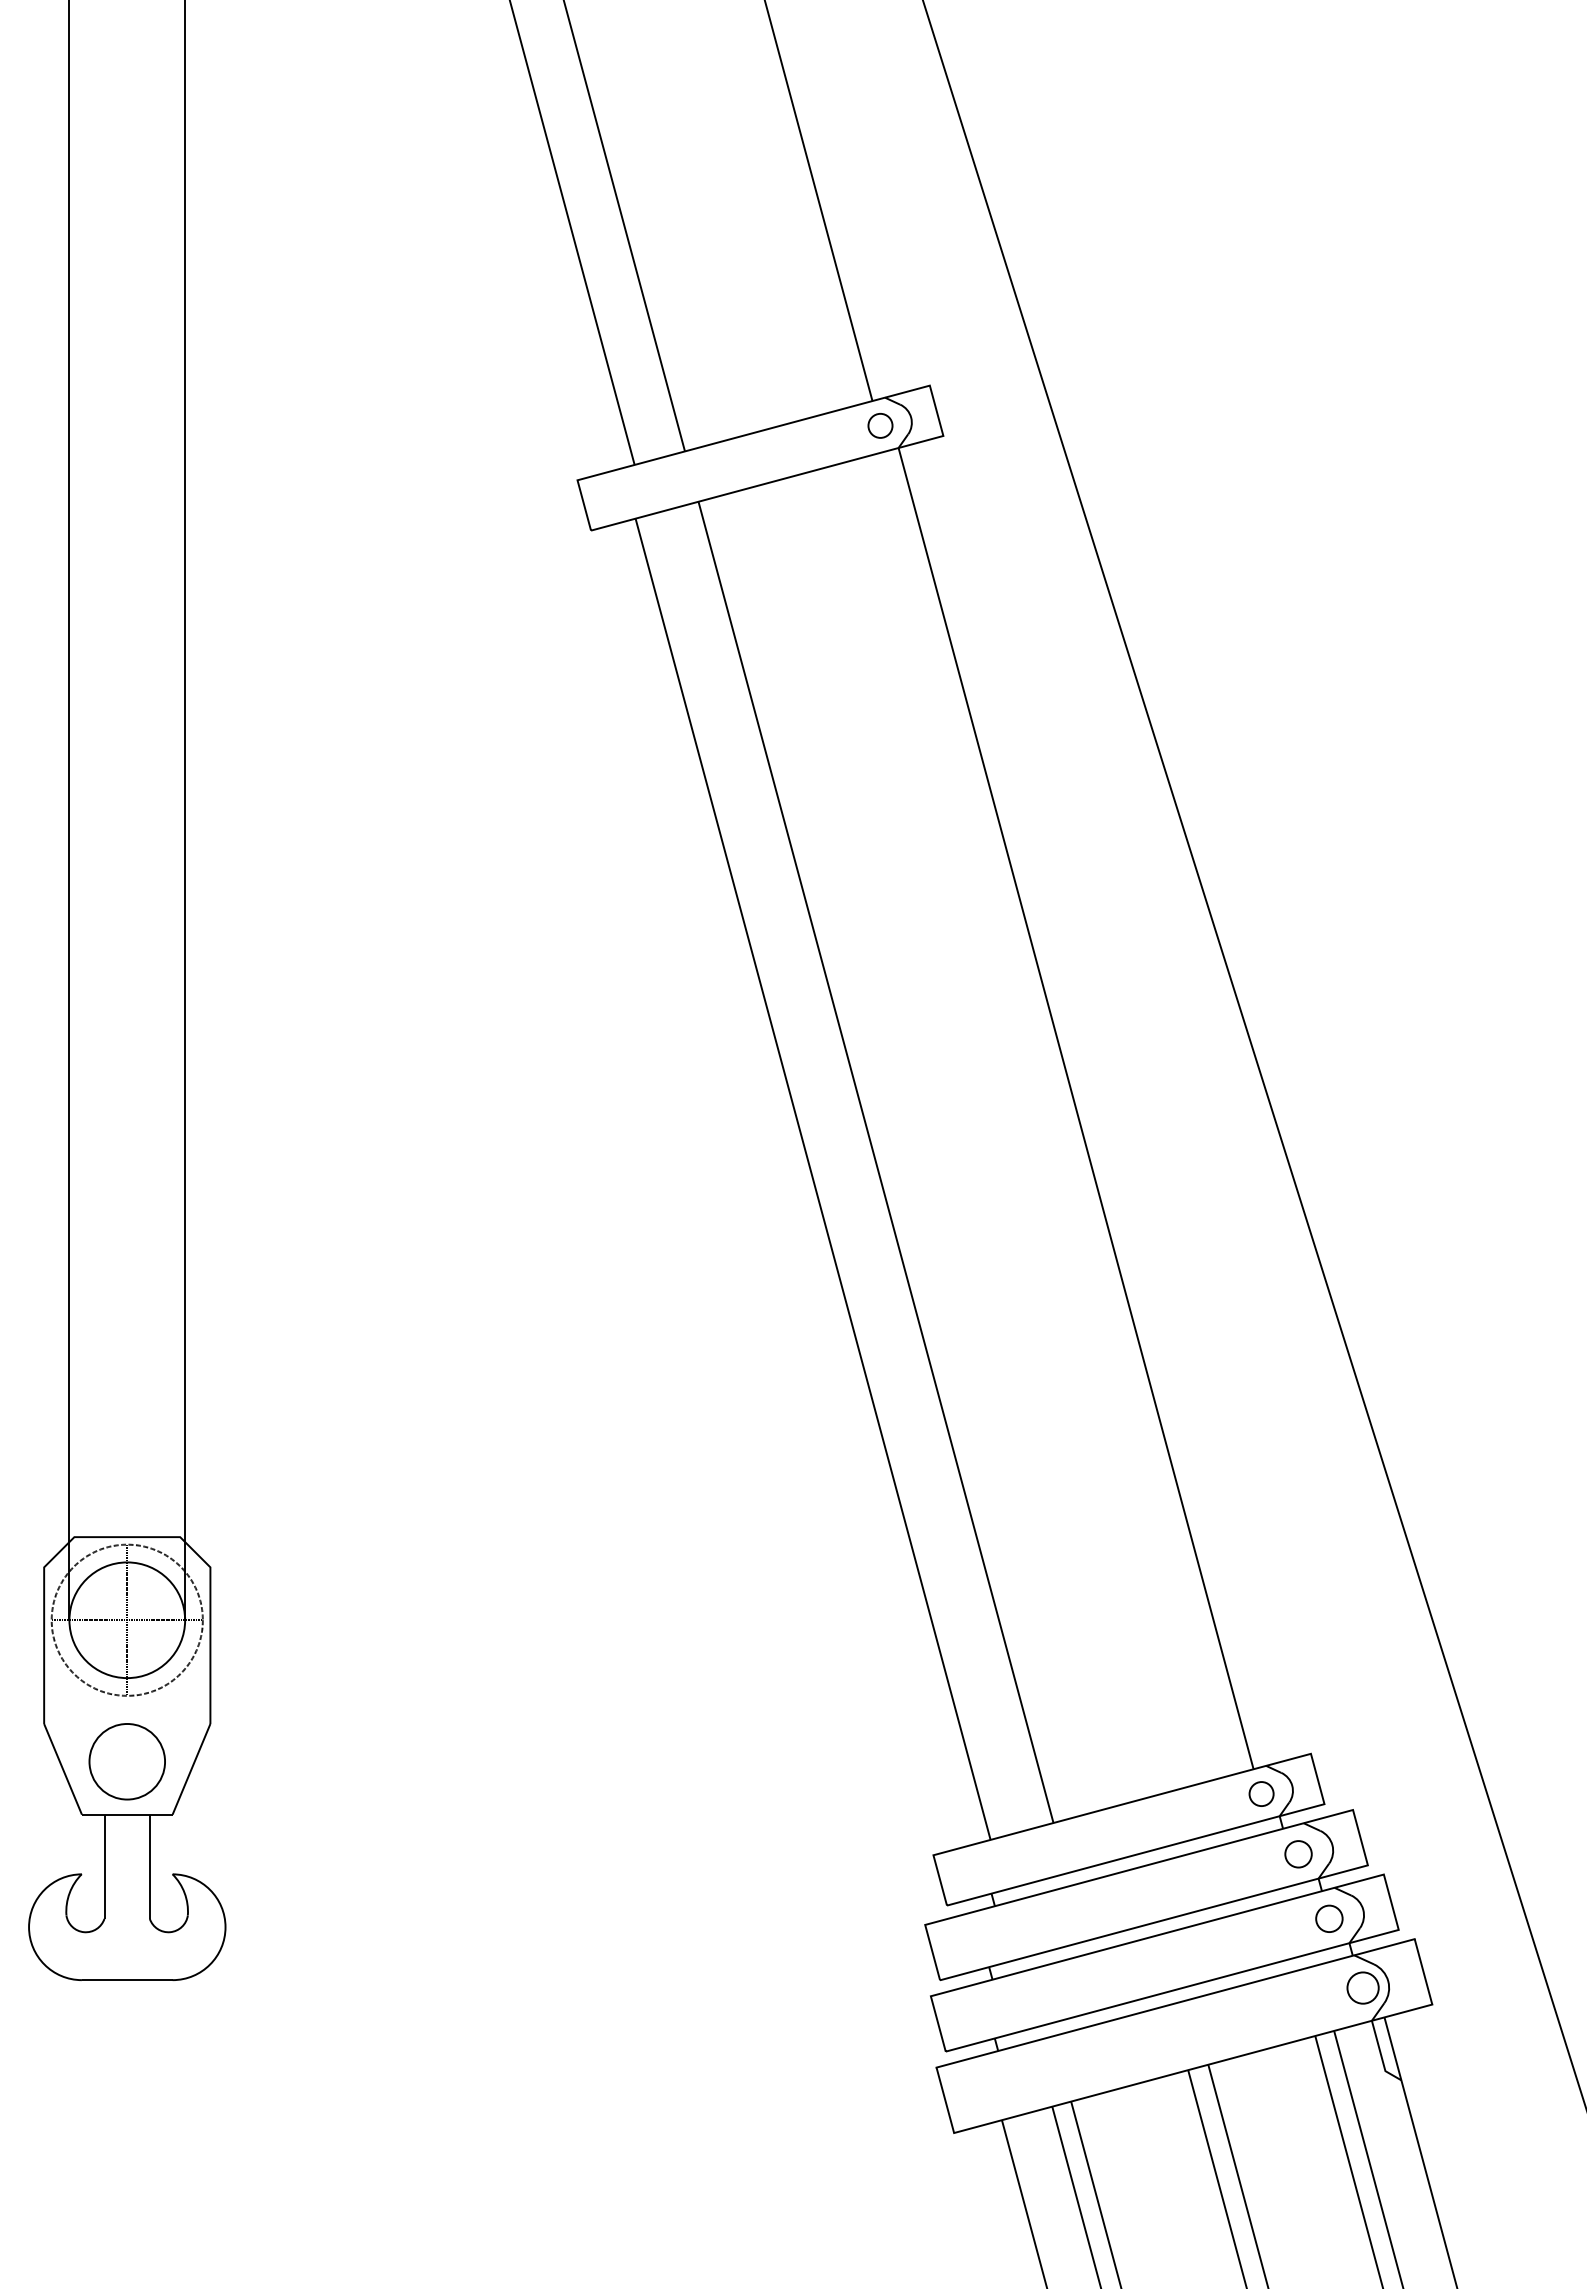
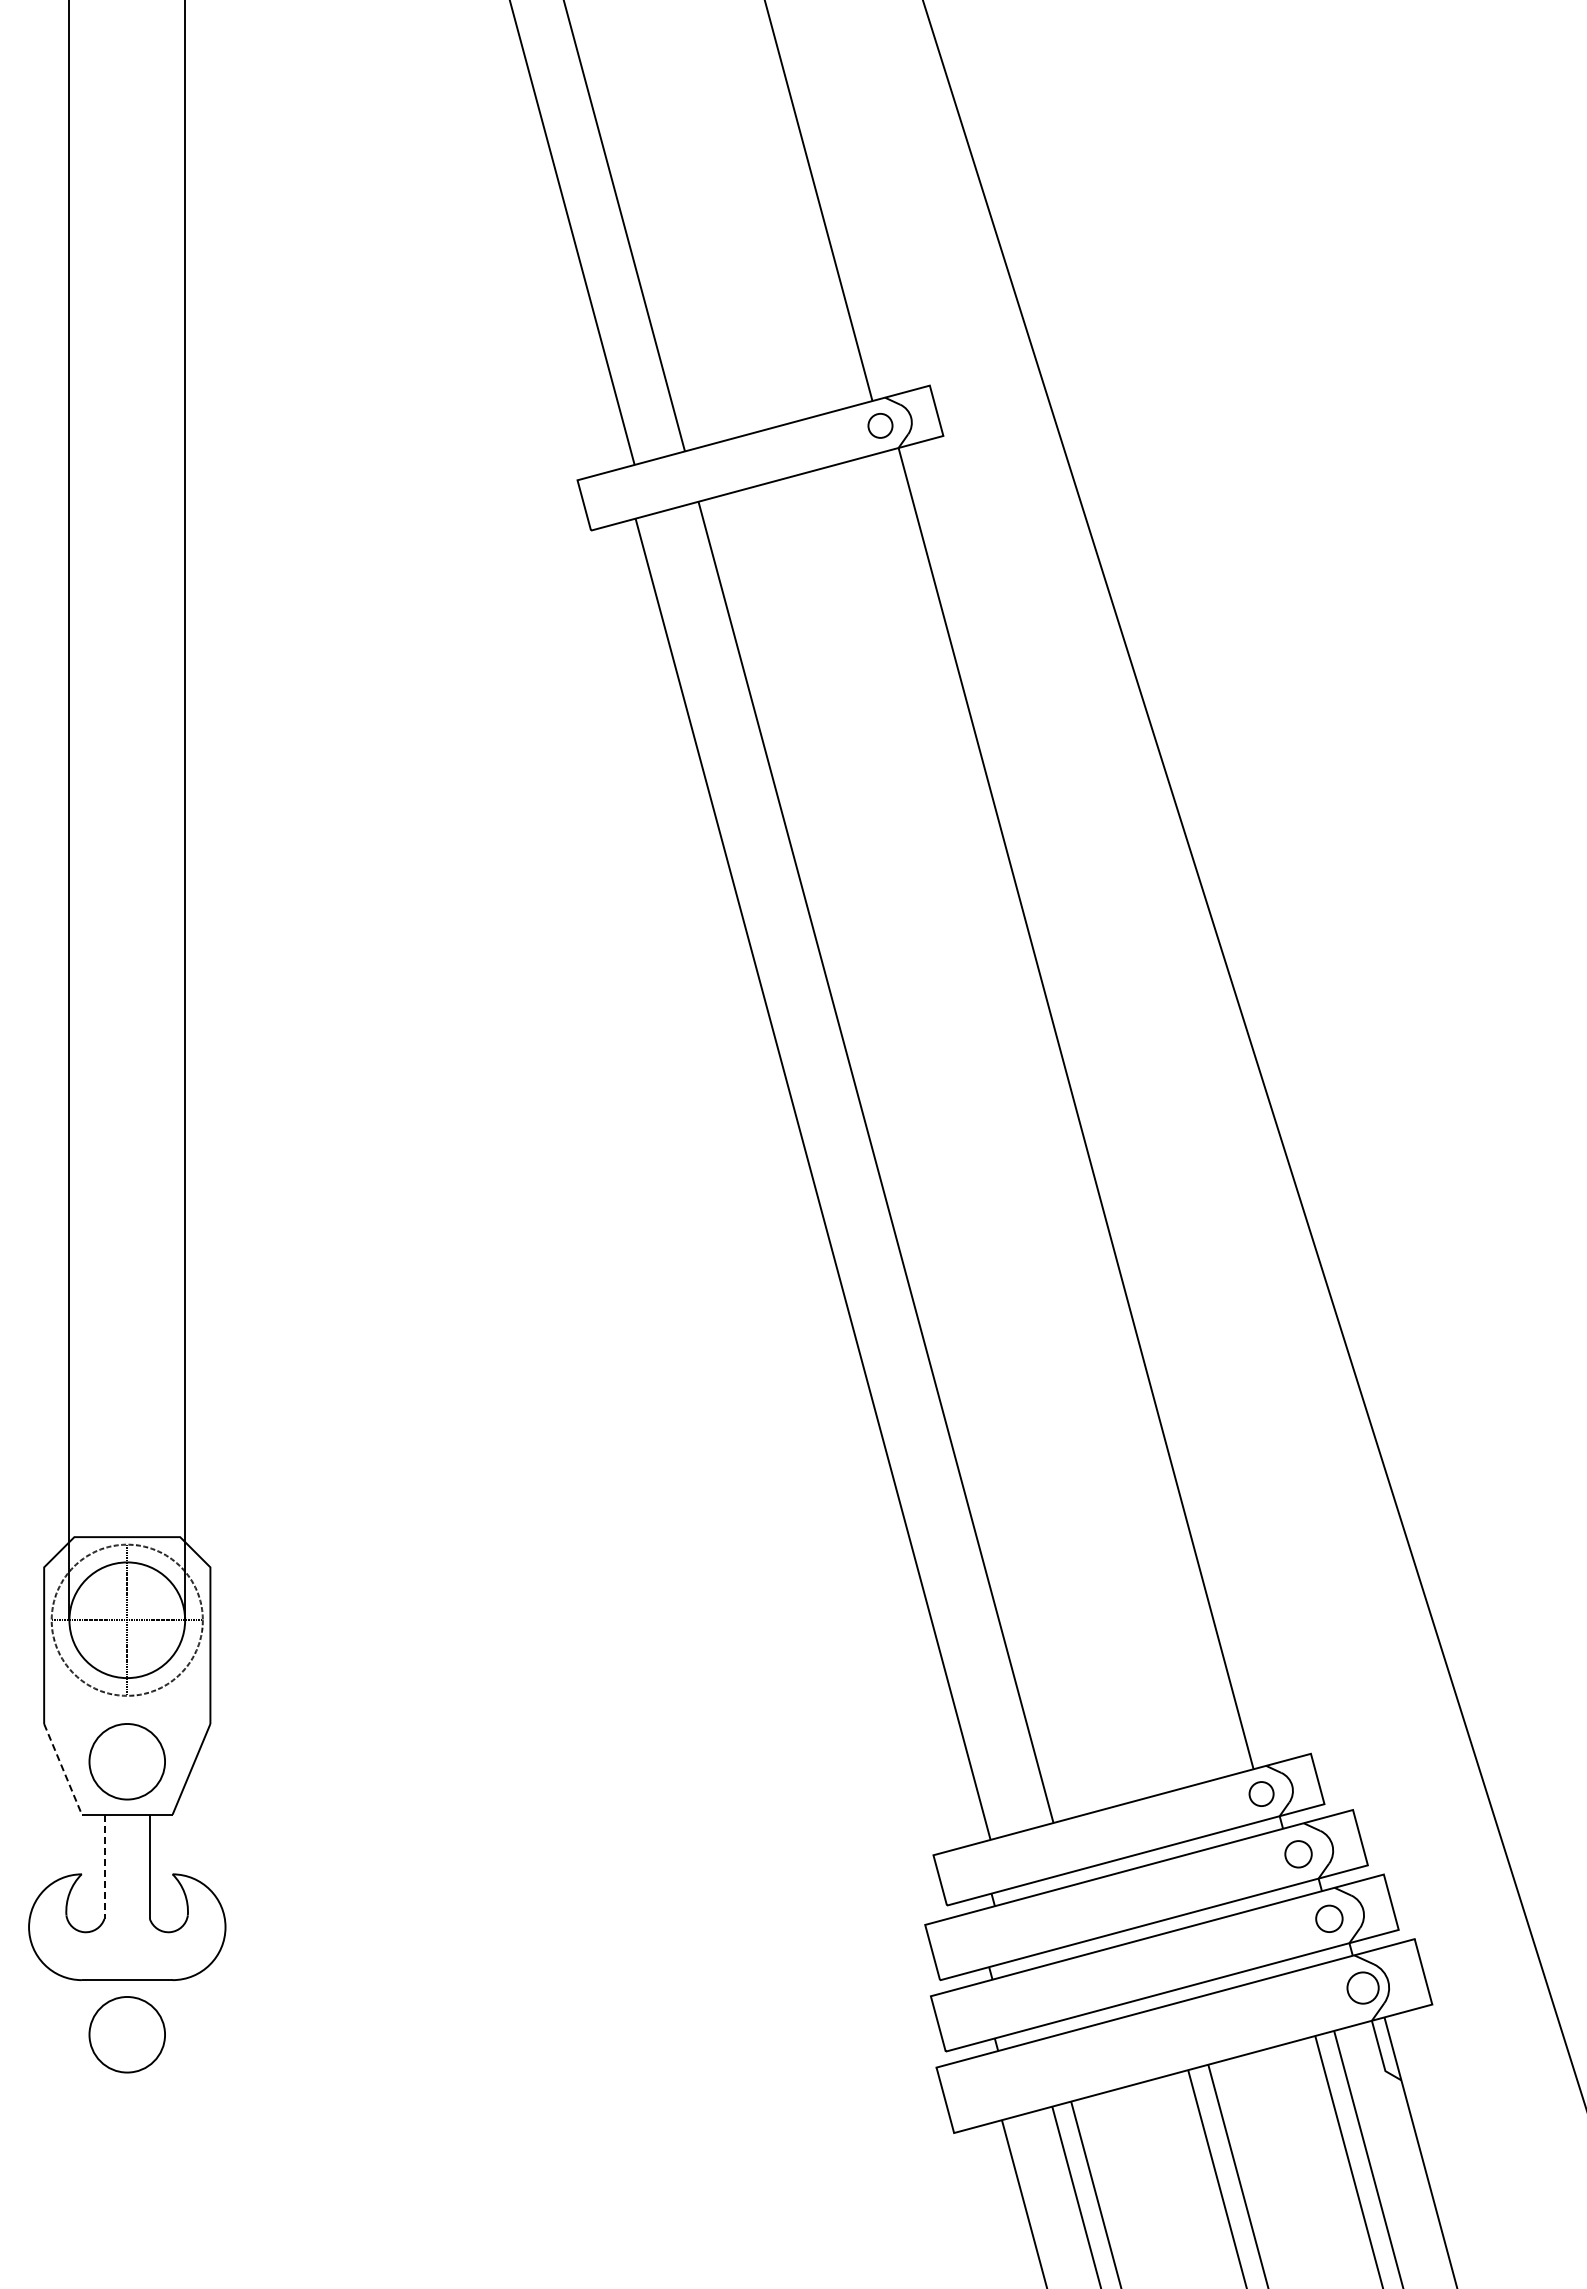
line: solid -> dashed (63, 1769)
line: solid -> dashed (104, 1867)
circle: none -> present (126, 2034)
